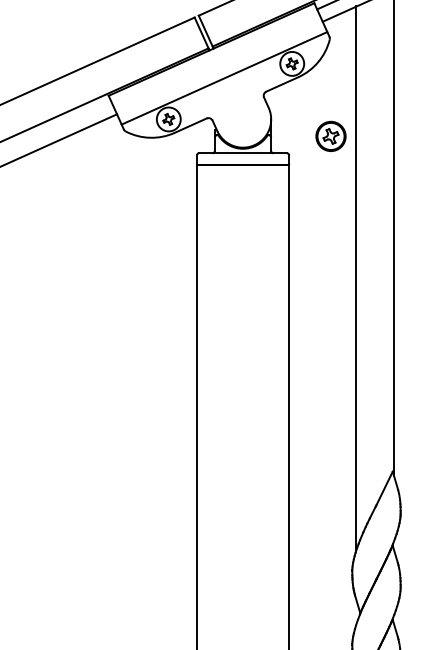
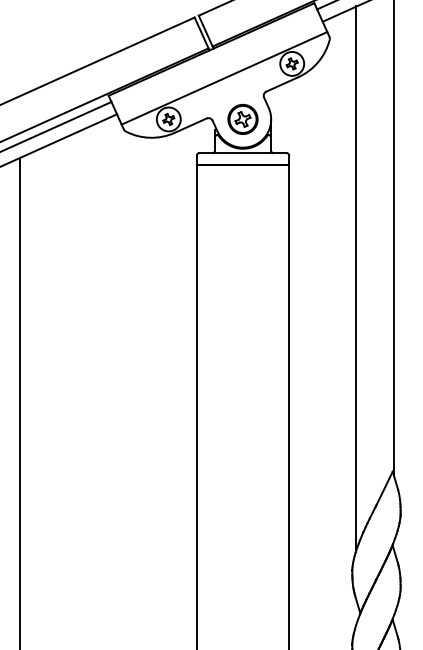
line: none -> present (56, 126)
part position: (330, 135) -> (242, 118) (242, 118)
line: none -> present (19, 402)
